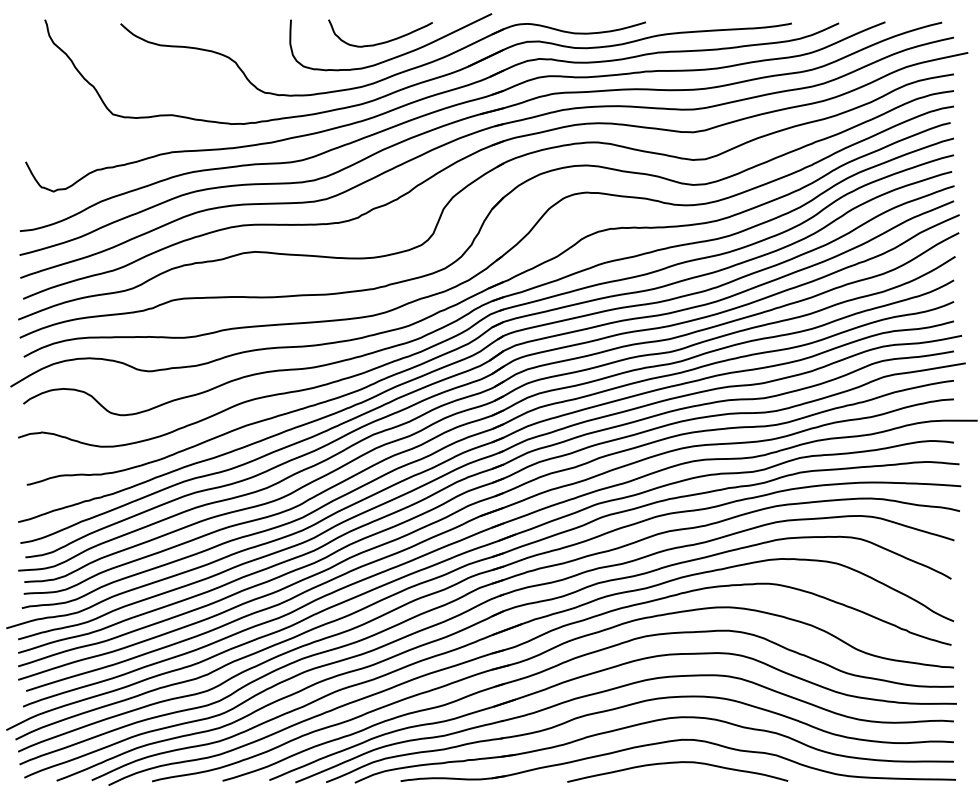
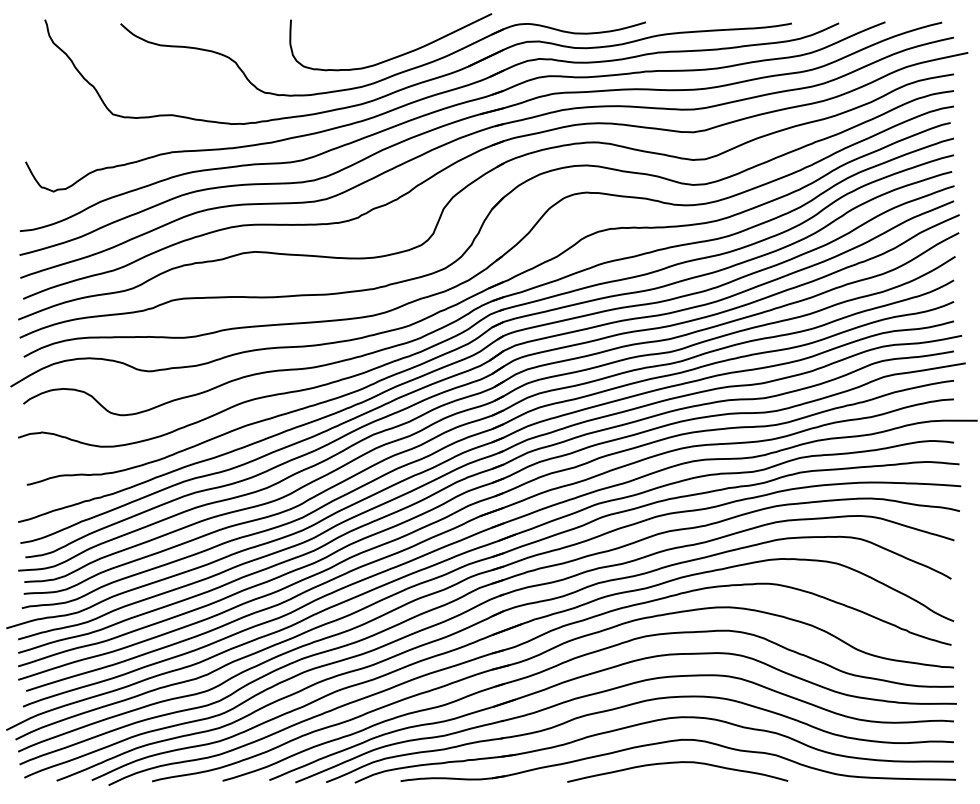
curve: present -> none (384, 41)
